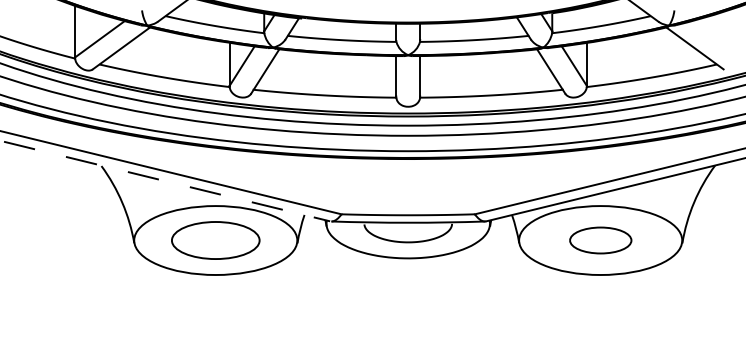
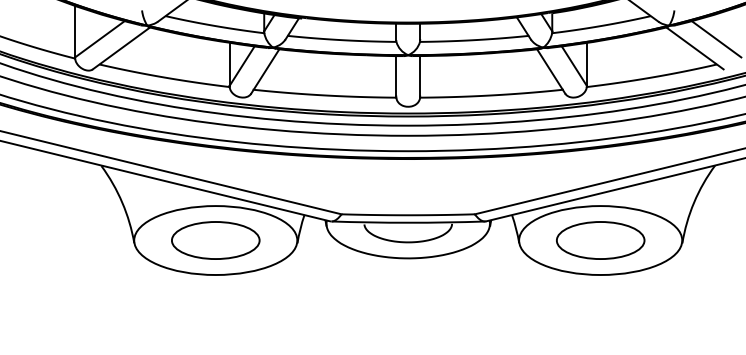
line: none -> present (716, 39)
line: dashed -> solid (165, 181)
part size: 64x29 px -> 90x39 px (600, 240)
